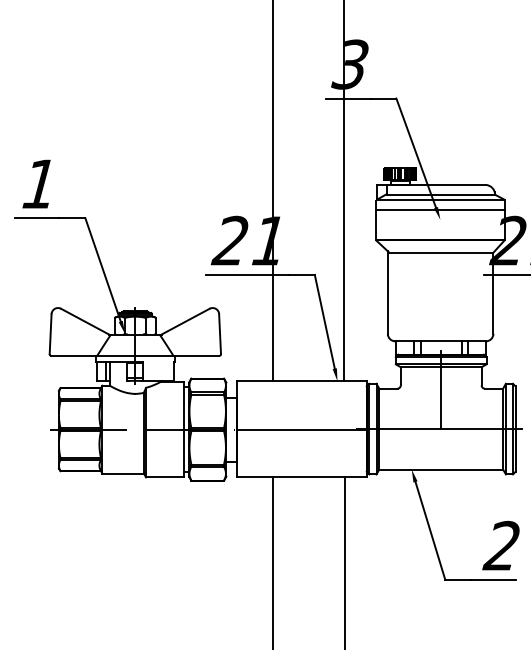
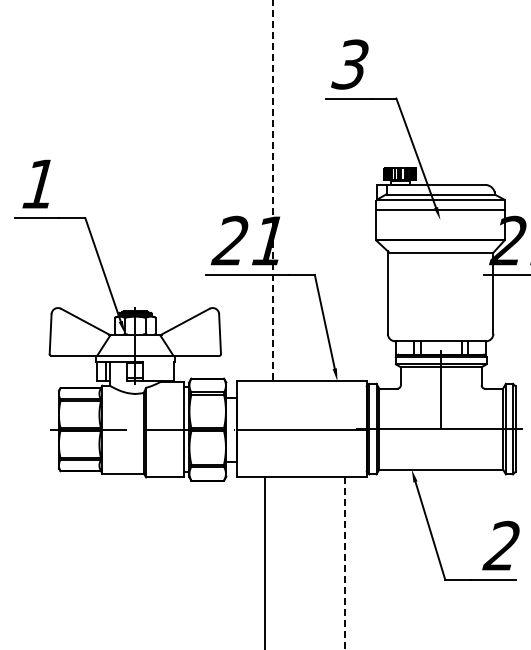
line: solid -> dashed (272, 191)
line: present -> none (344, 191)
line position: (272, 561) -> (264, 561) (264, 561)
line: solid -> dashed (344, 563)
